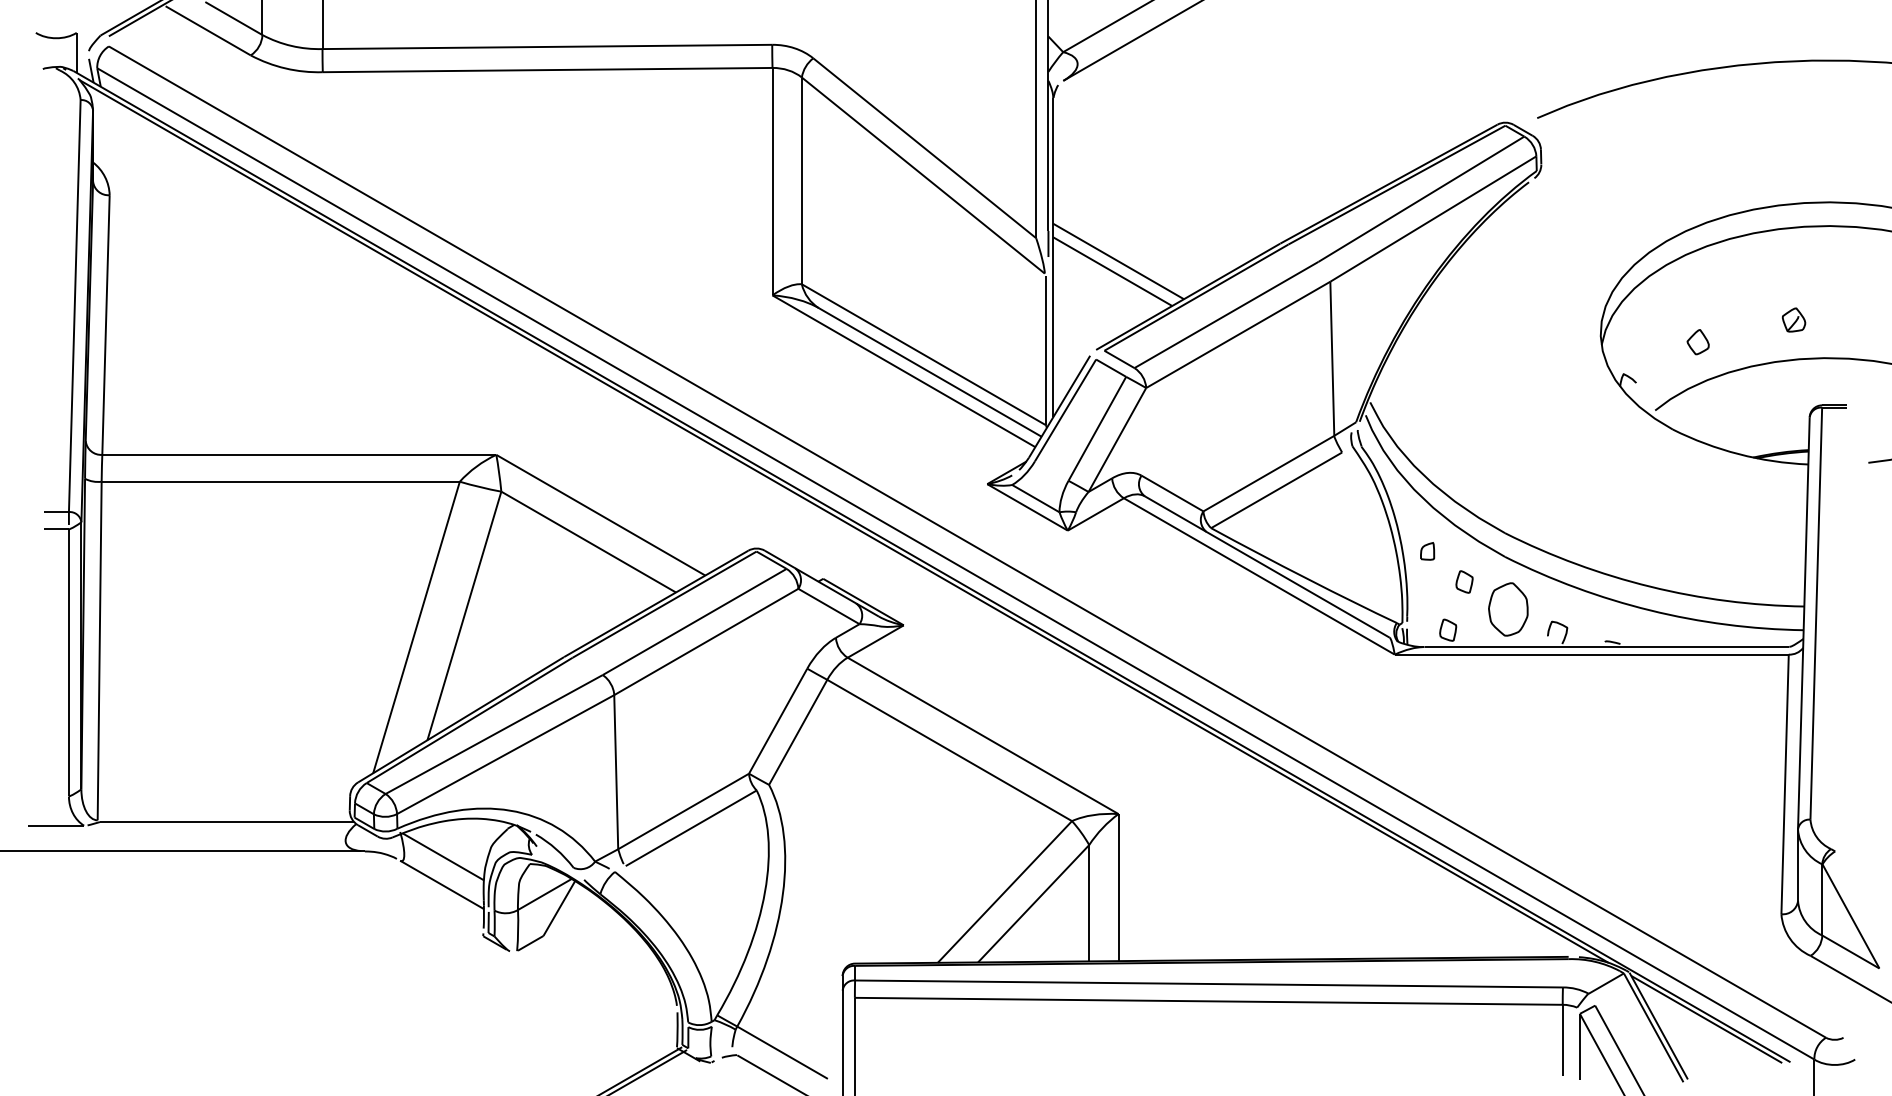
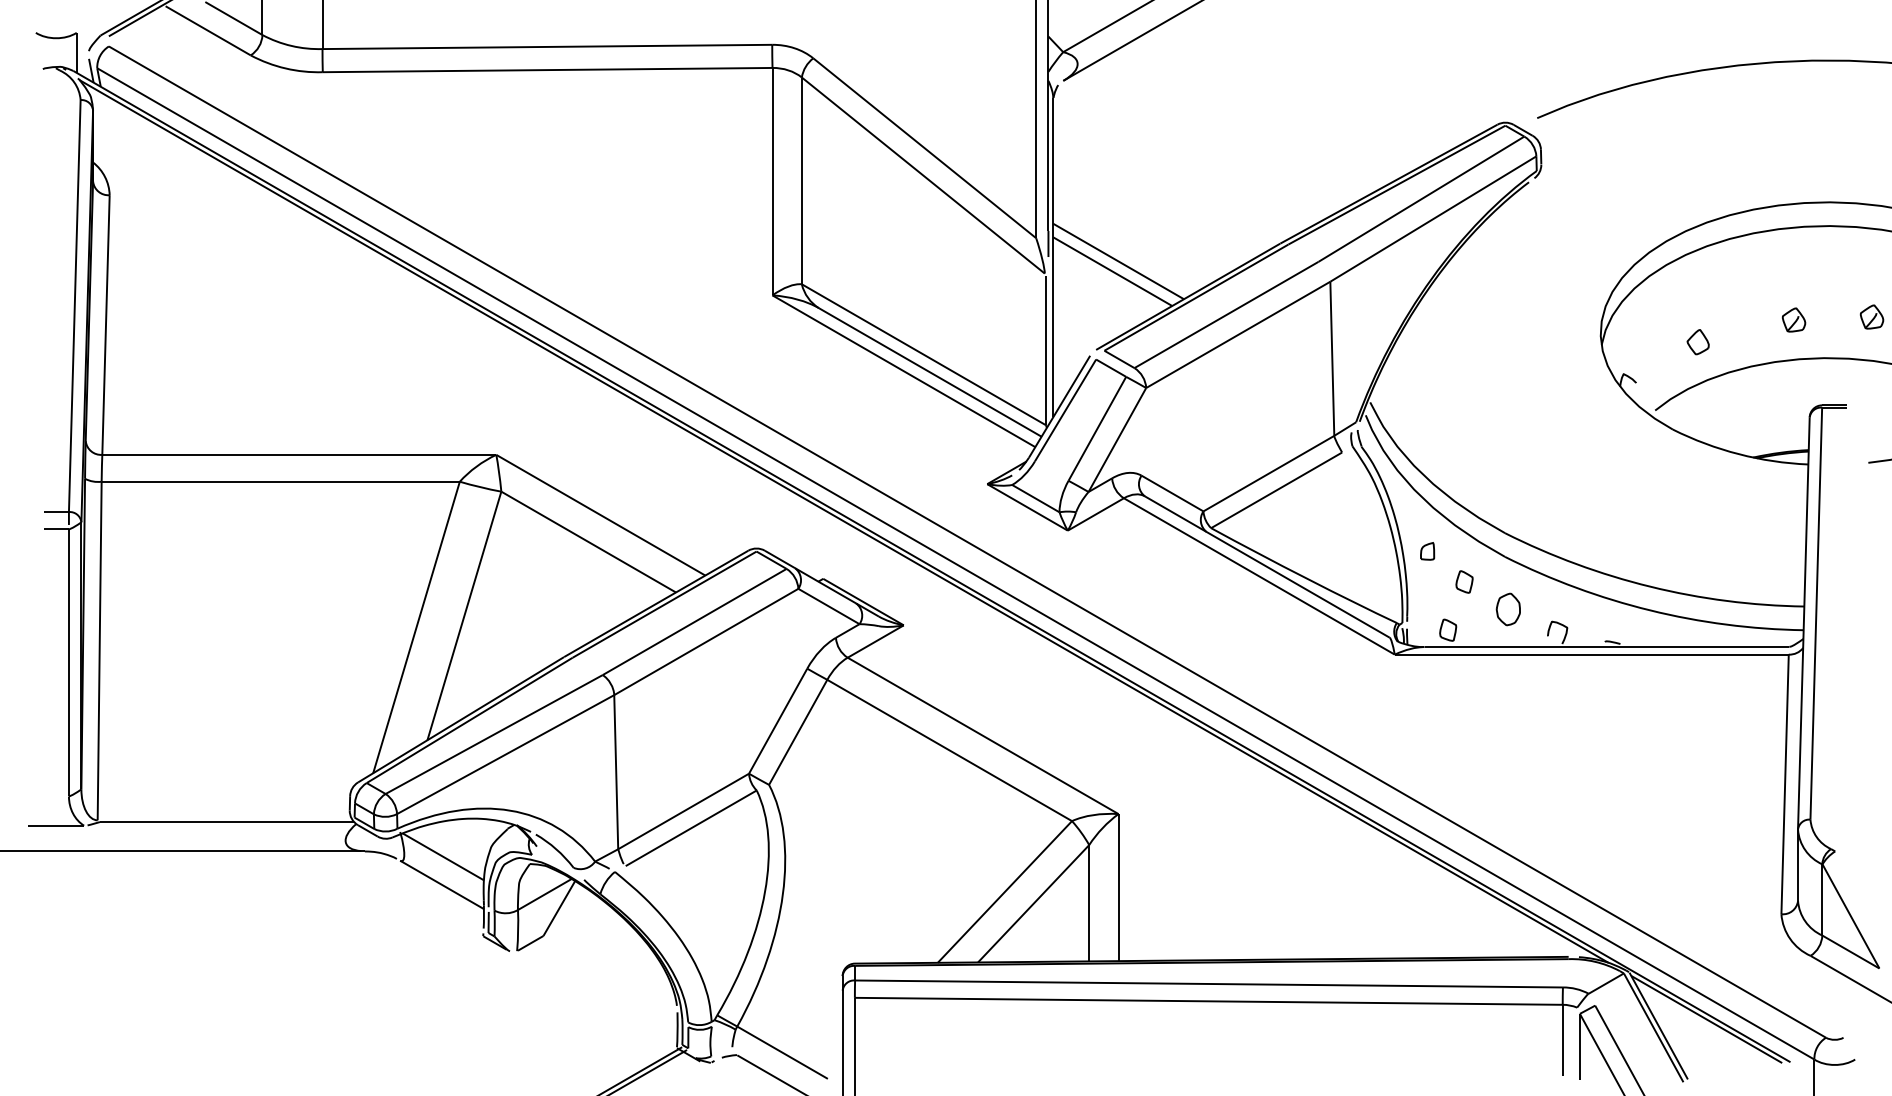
part: none -> present (1871, 316)
part size: 41x55 px -> 26x35 px (1507, 609)
